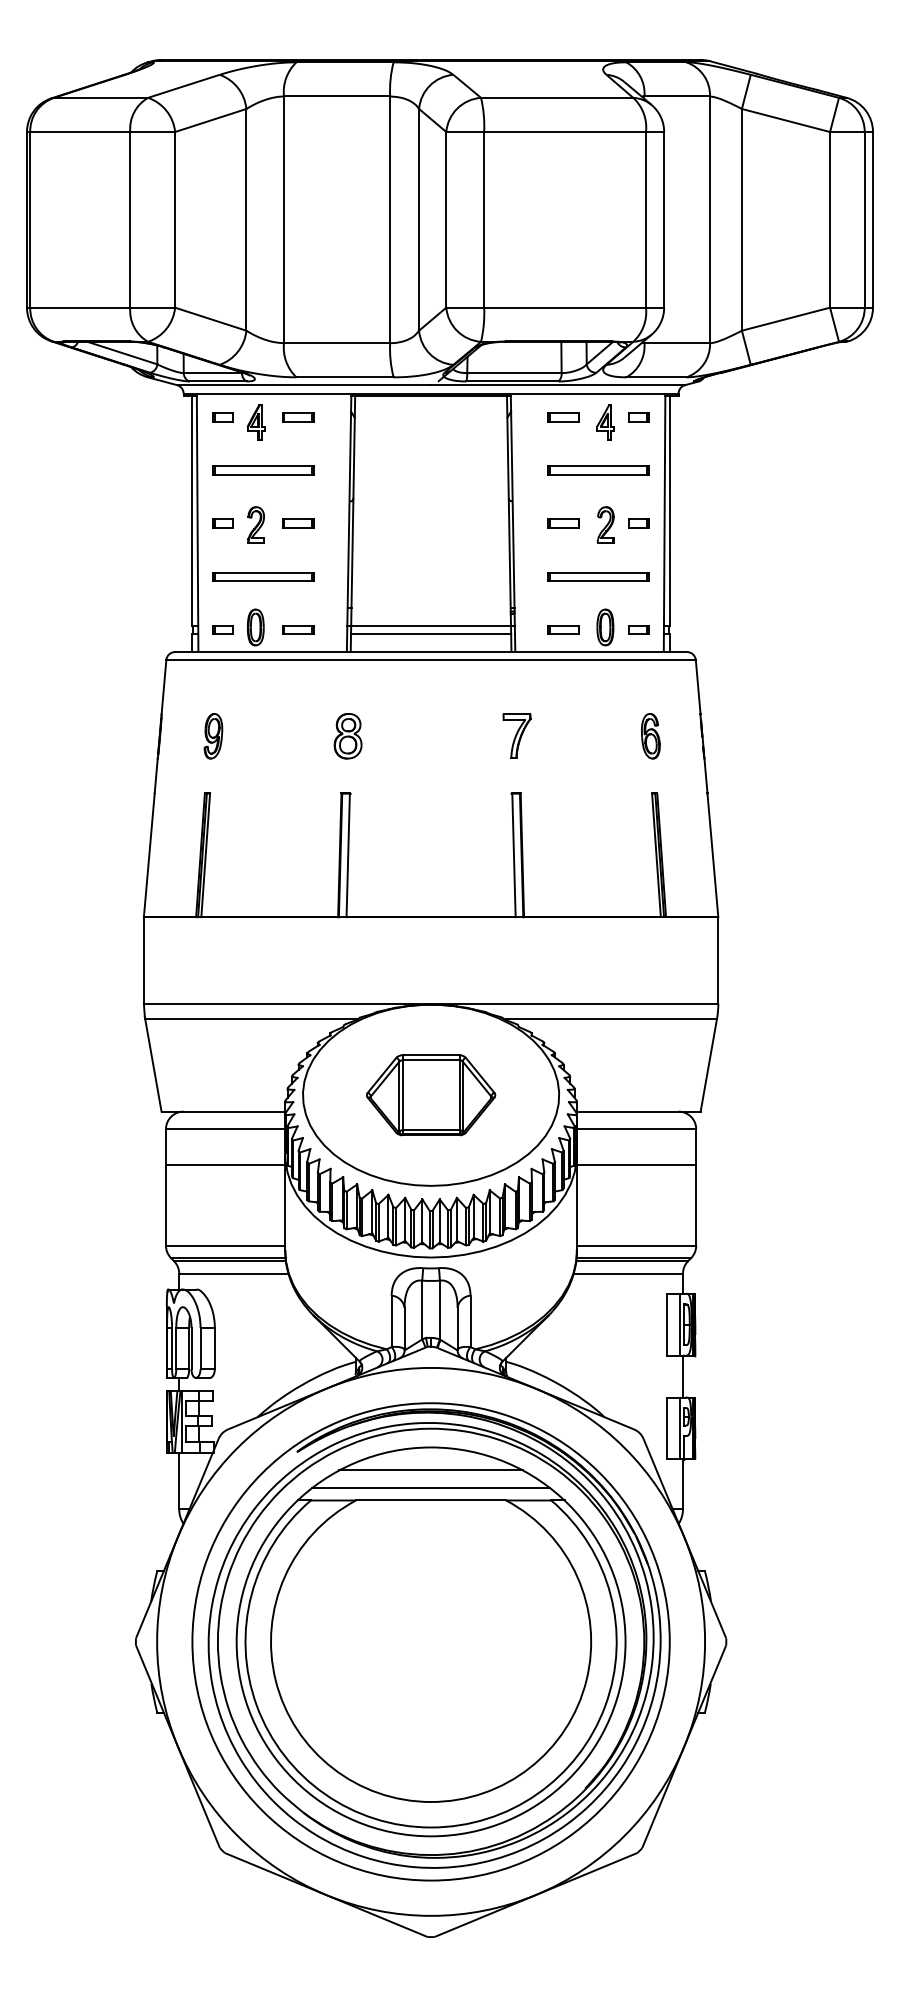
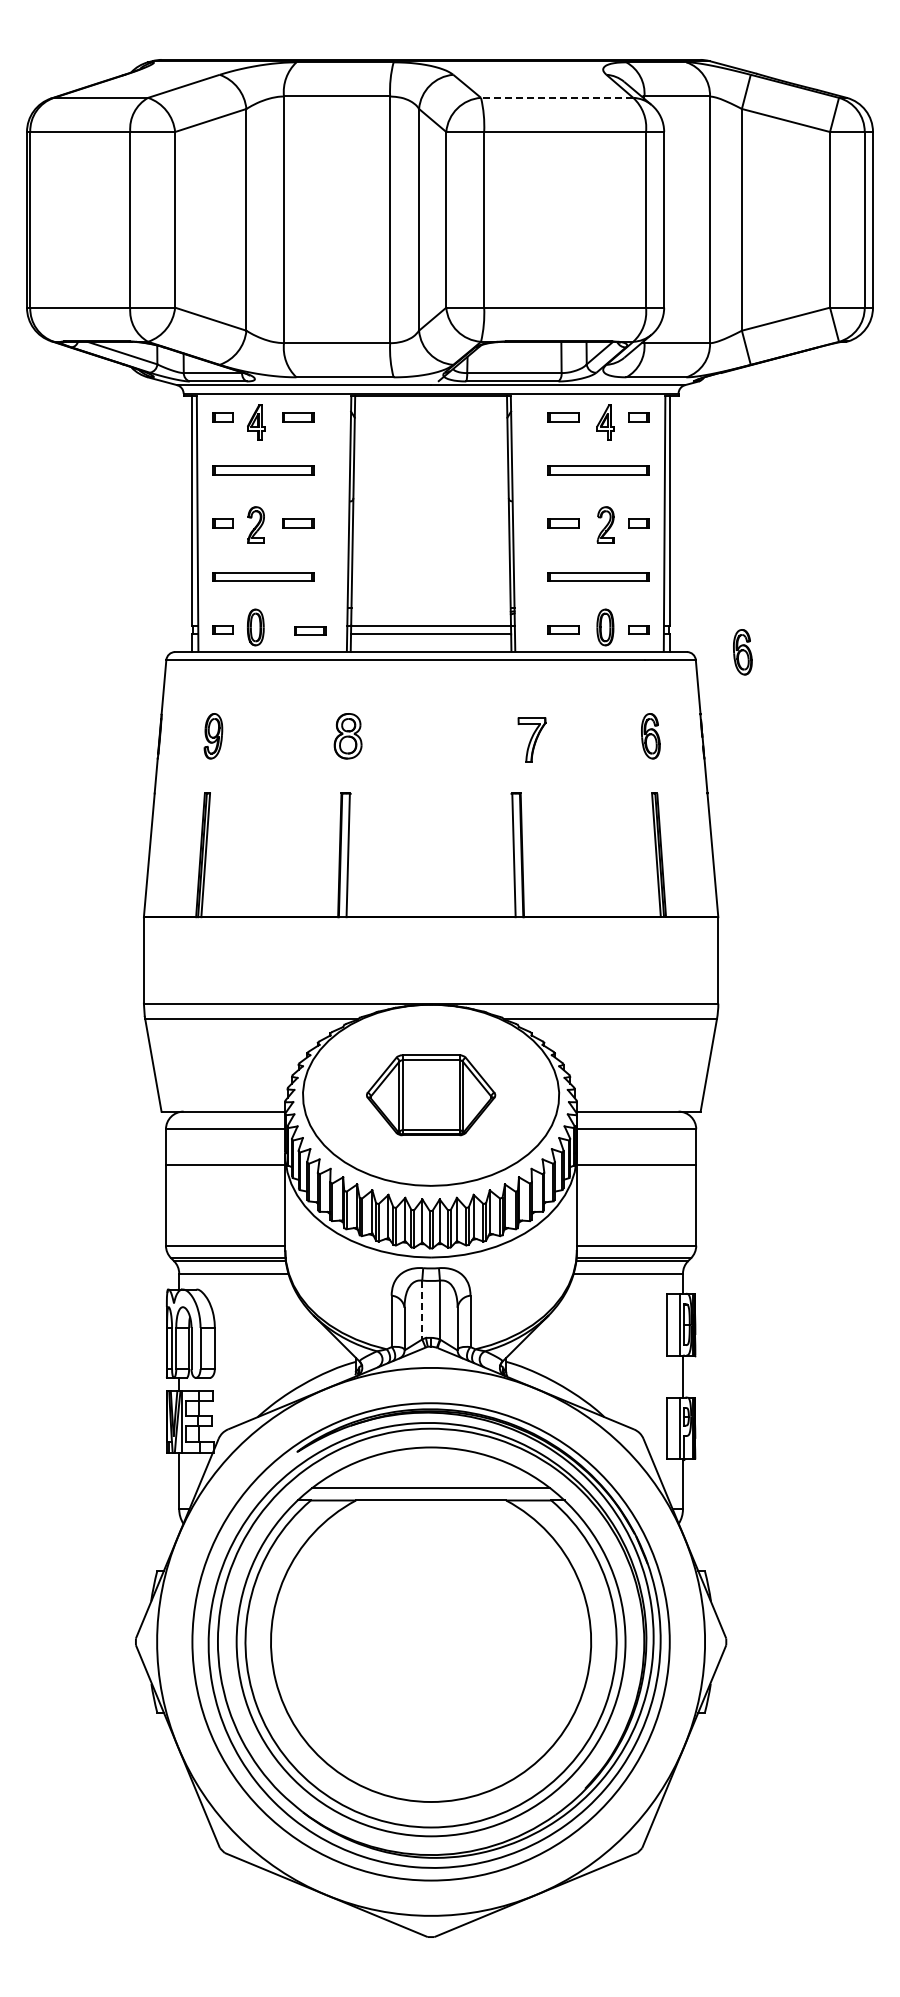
line: solid -> dashed (556, 97)
part position: (298, 629) -> (310, 630) (310, 630)
part: none -> present (742, 652)
part position: (516, 735) -> (531, 739) (531, 739)
line: solid -> dashed (422, 1310)
line: present -> none (430, 1470)
